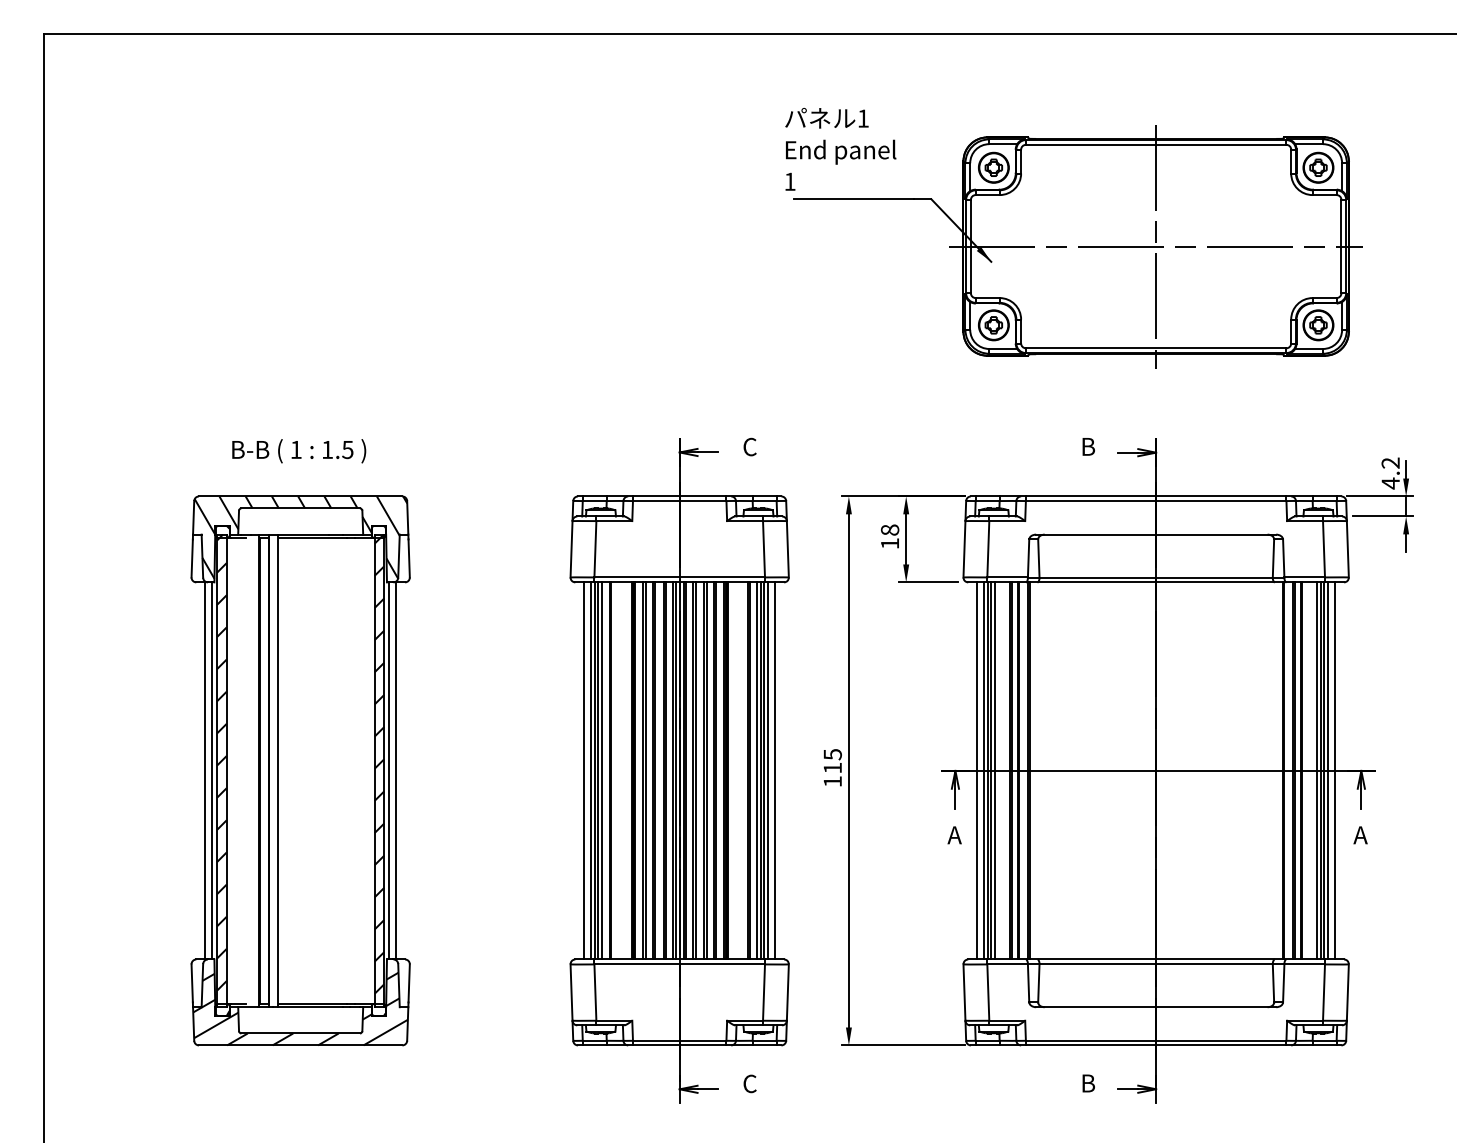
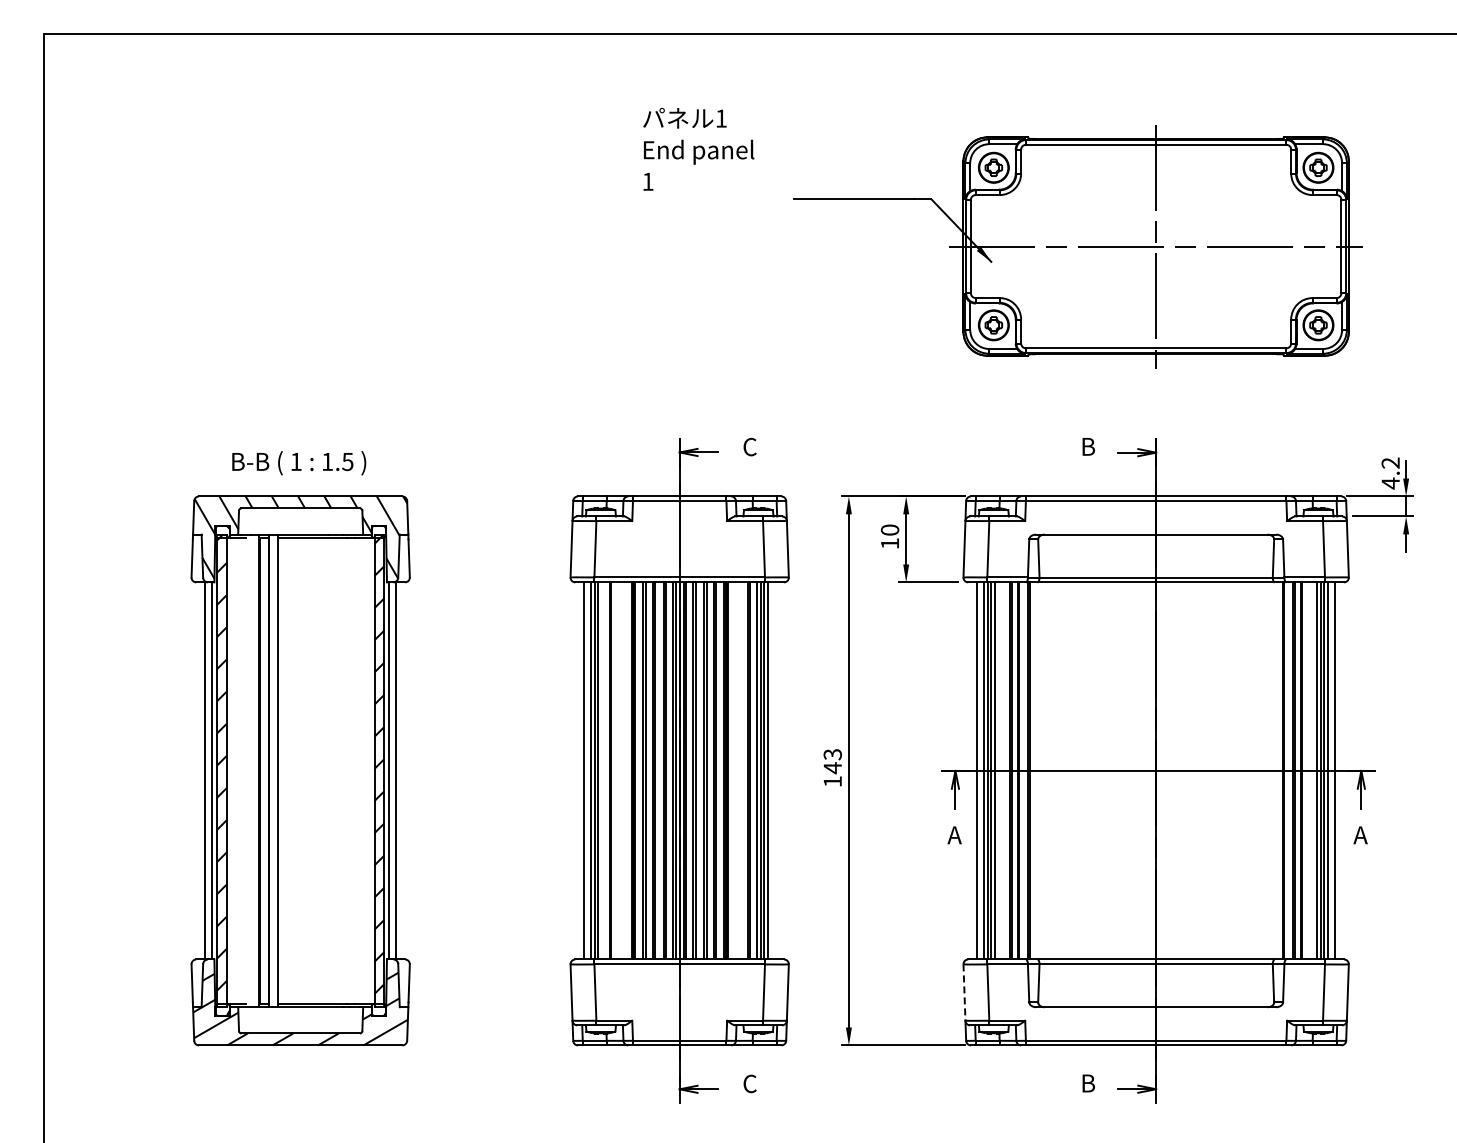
text position: (840, 148) -> (698, 148) (698, 148)
text position: (299, 451) -> (299, 463) (299, 463)
text: 18 -> 10 (889, 529)
text: 115 -> 143 (832, 761)
line: present -> none (602, 770)
line: present -> none (775, 770)
line: solid -> dashed (964, 993)
